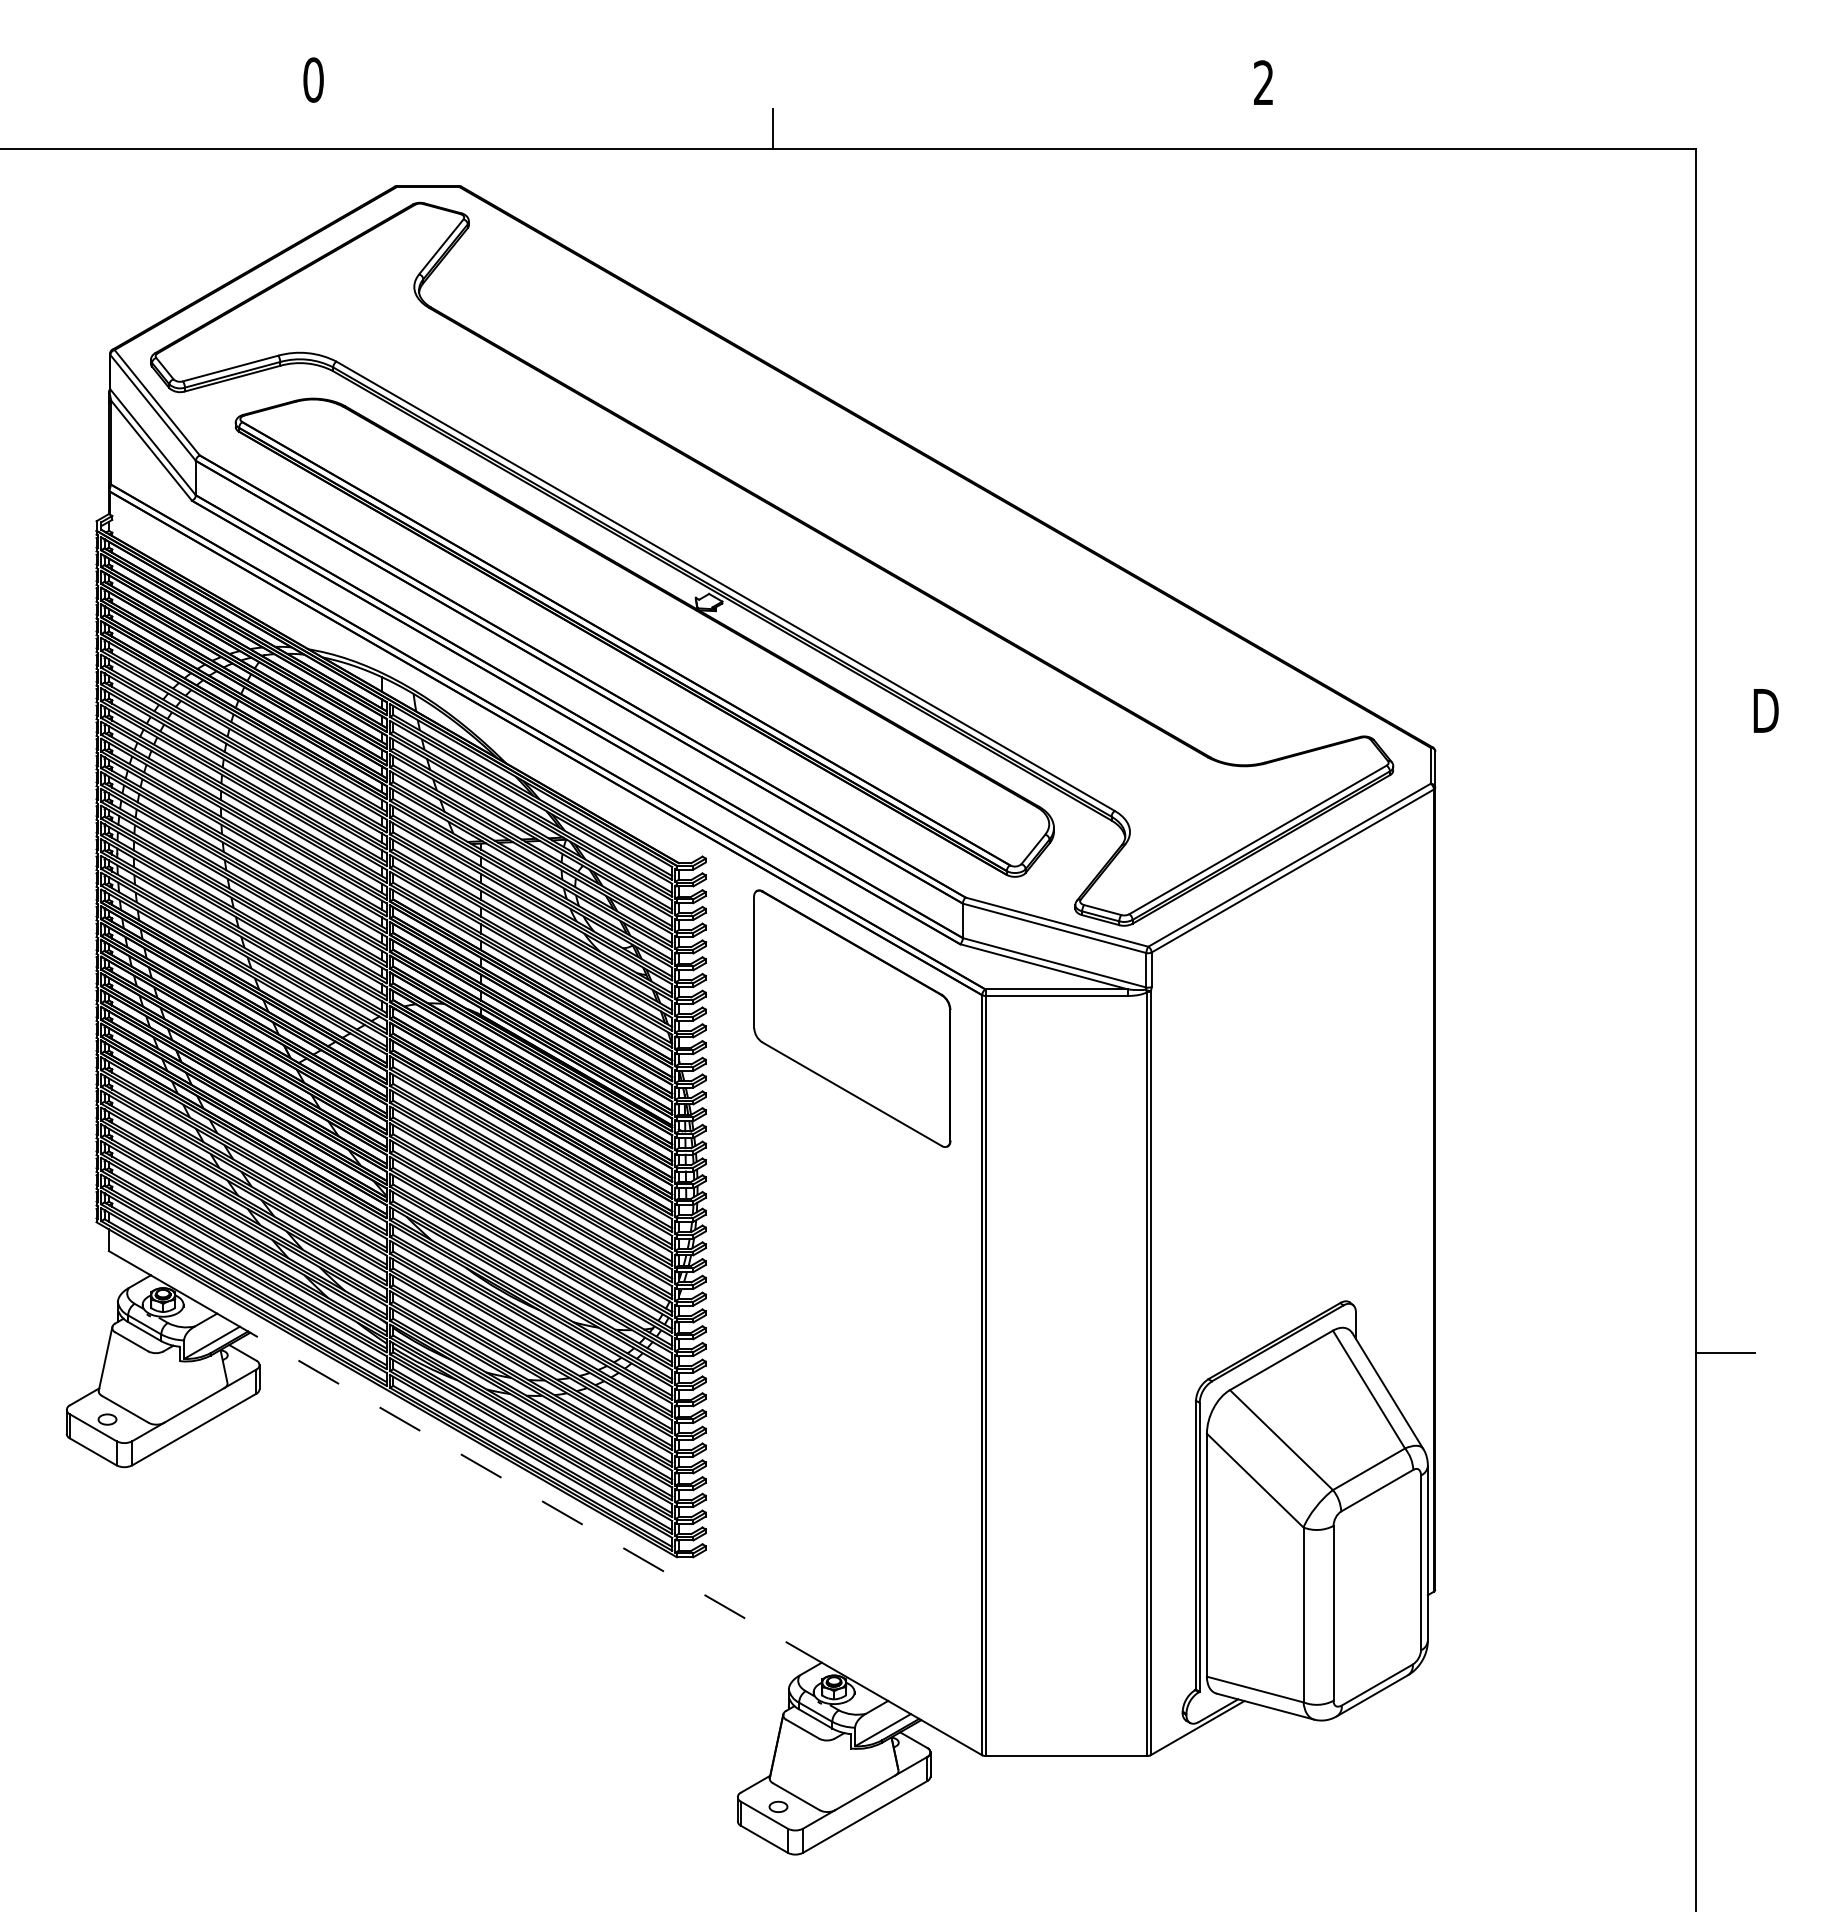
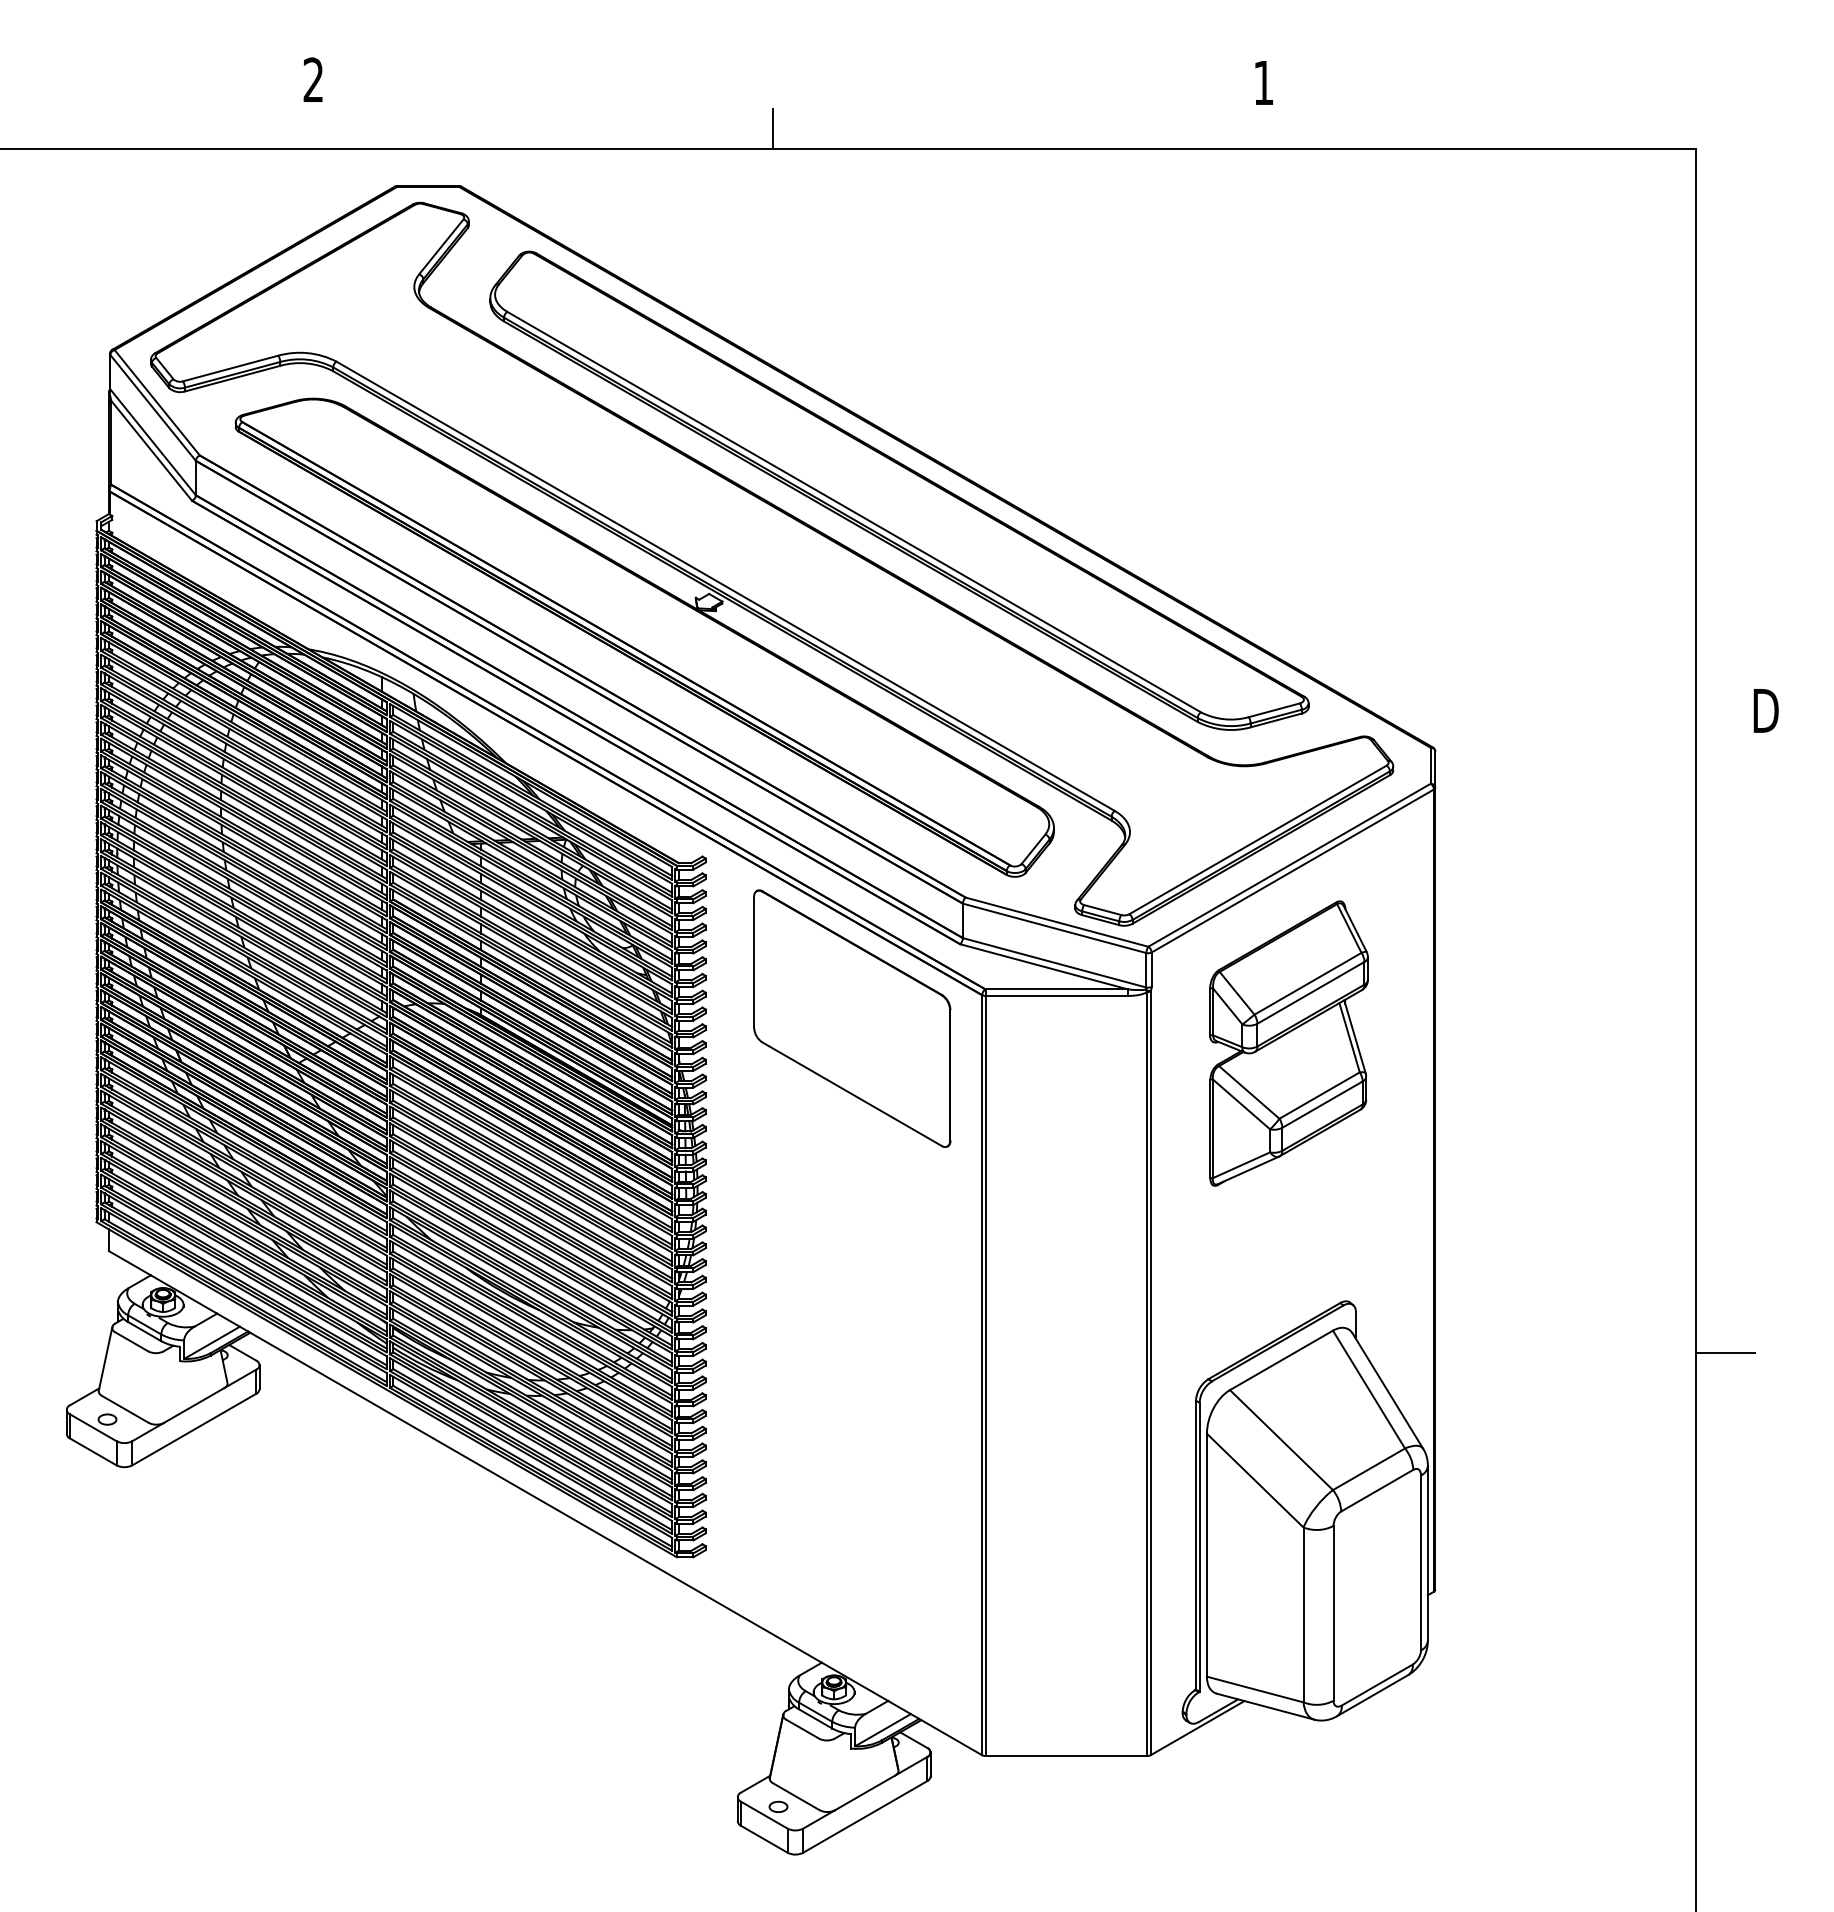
text: 0 -> 2 (313, 79)
text: 2 -> 1 (1263, 82)
part: none -> present (899, 490)
part: none -> present (1288, 1043)
line: dashed -> solid (519, 1488)
